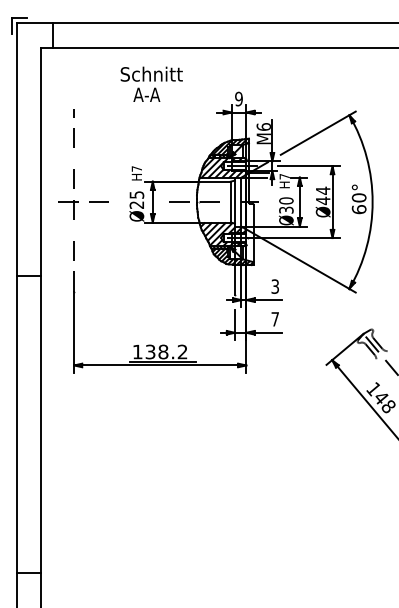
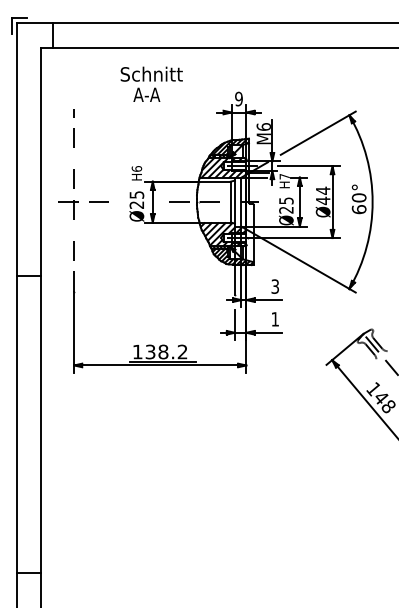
text: H7 -> H6 (136, 168)
text: Ø30 -> Ø25 (286, 205)
text: 7 -> 1 (274, 319)
